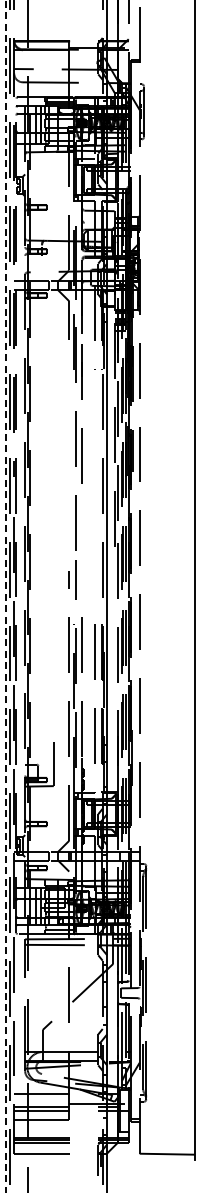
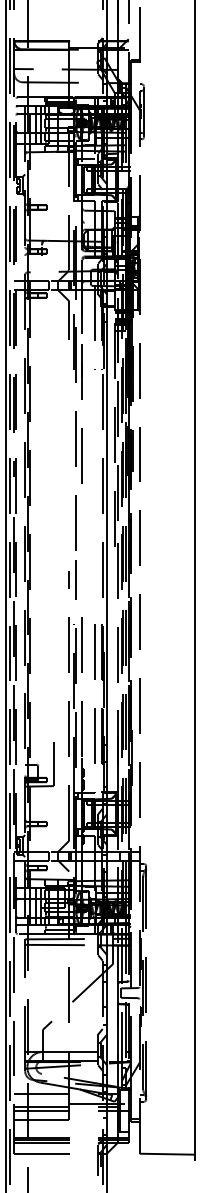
line: dashed -> solid (5, 596)
